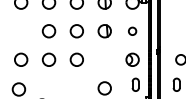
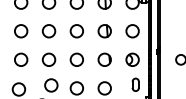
circle size: 10x10 px -> 15x15 px (132, 31)
circle: none -> present (21, 31)
circle: none -> present (104, 59)
part: present -> none (176, 84)
circle: none -> present (51, 85)
circle: none -> present (76, 88)
